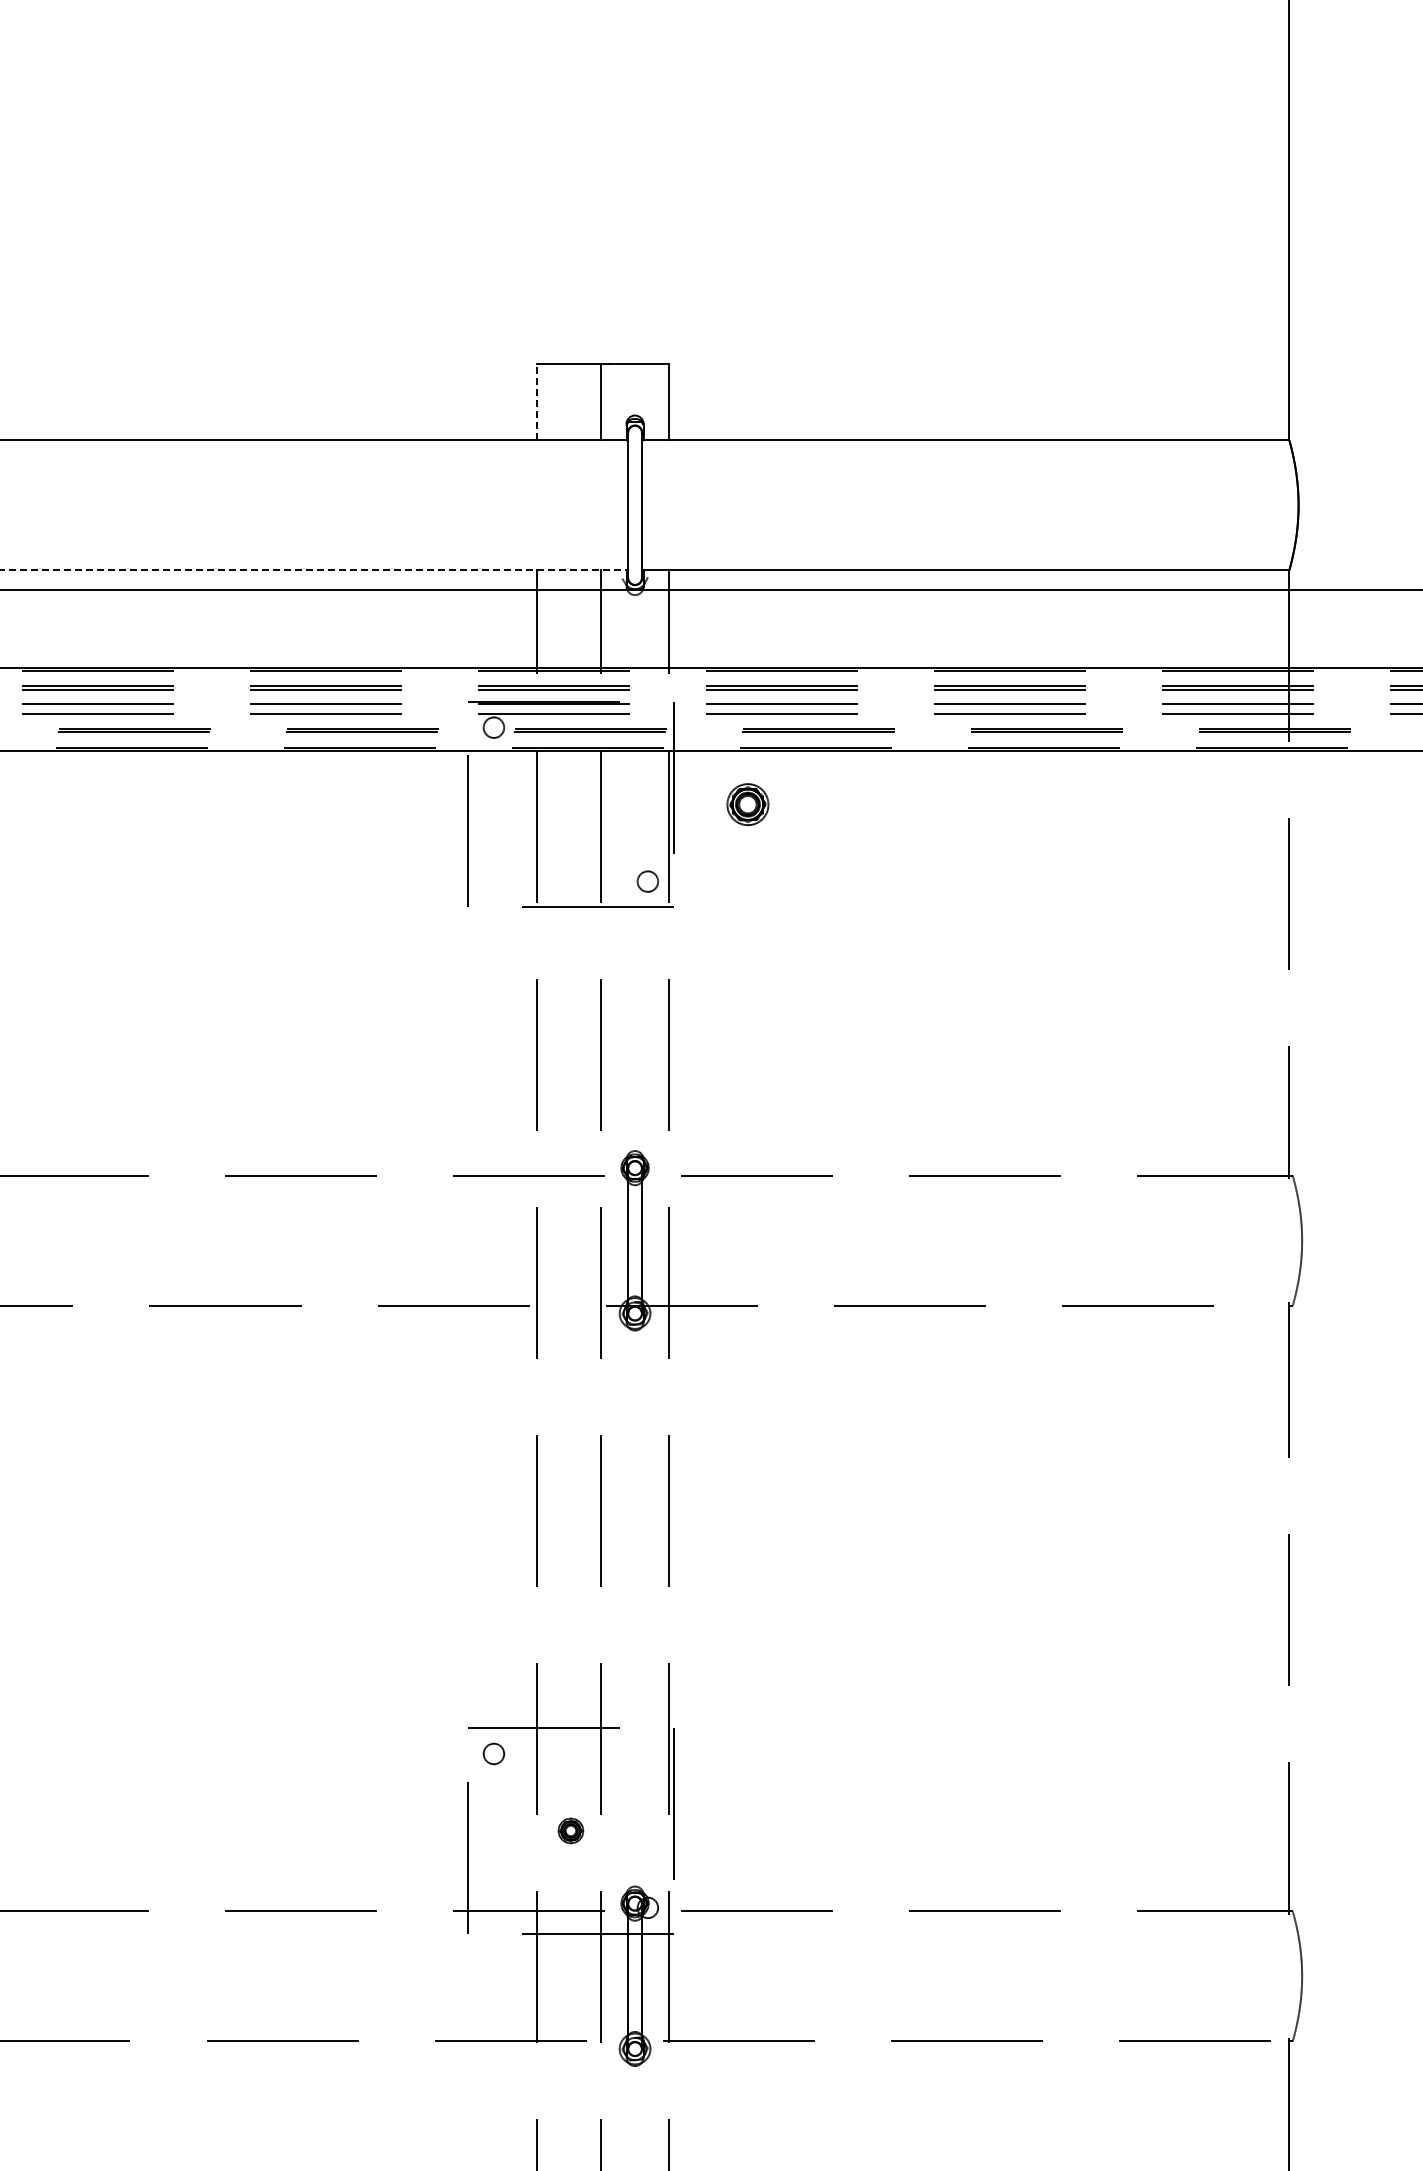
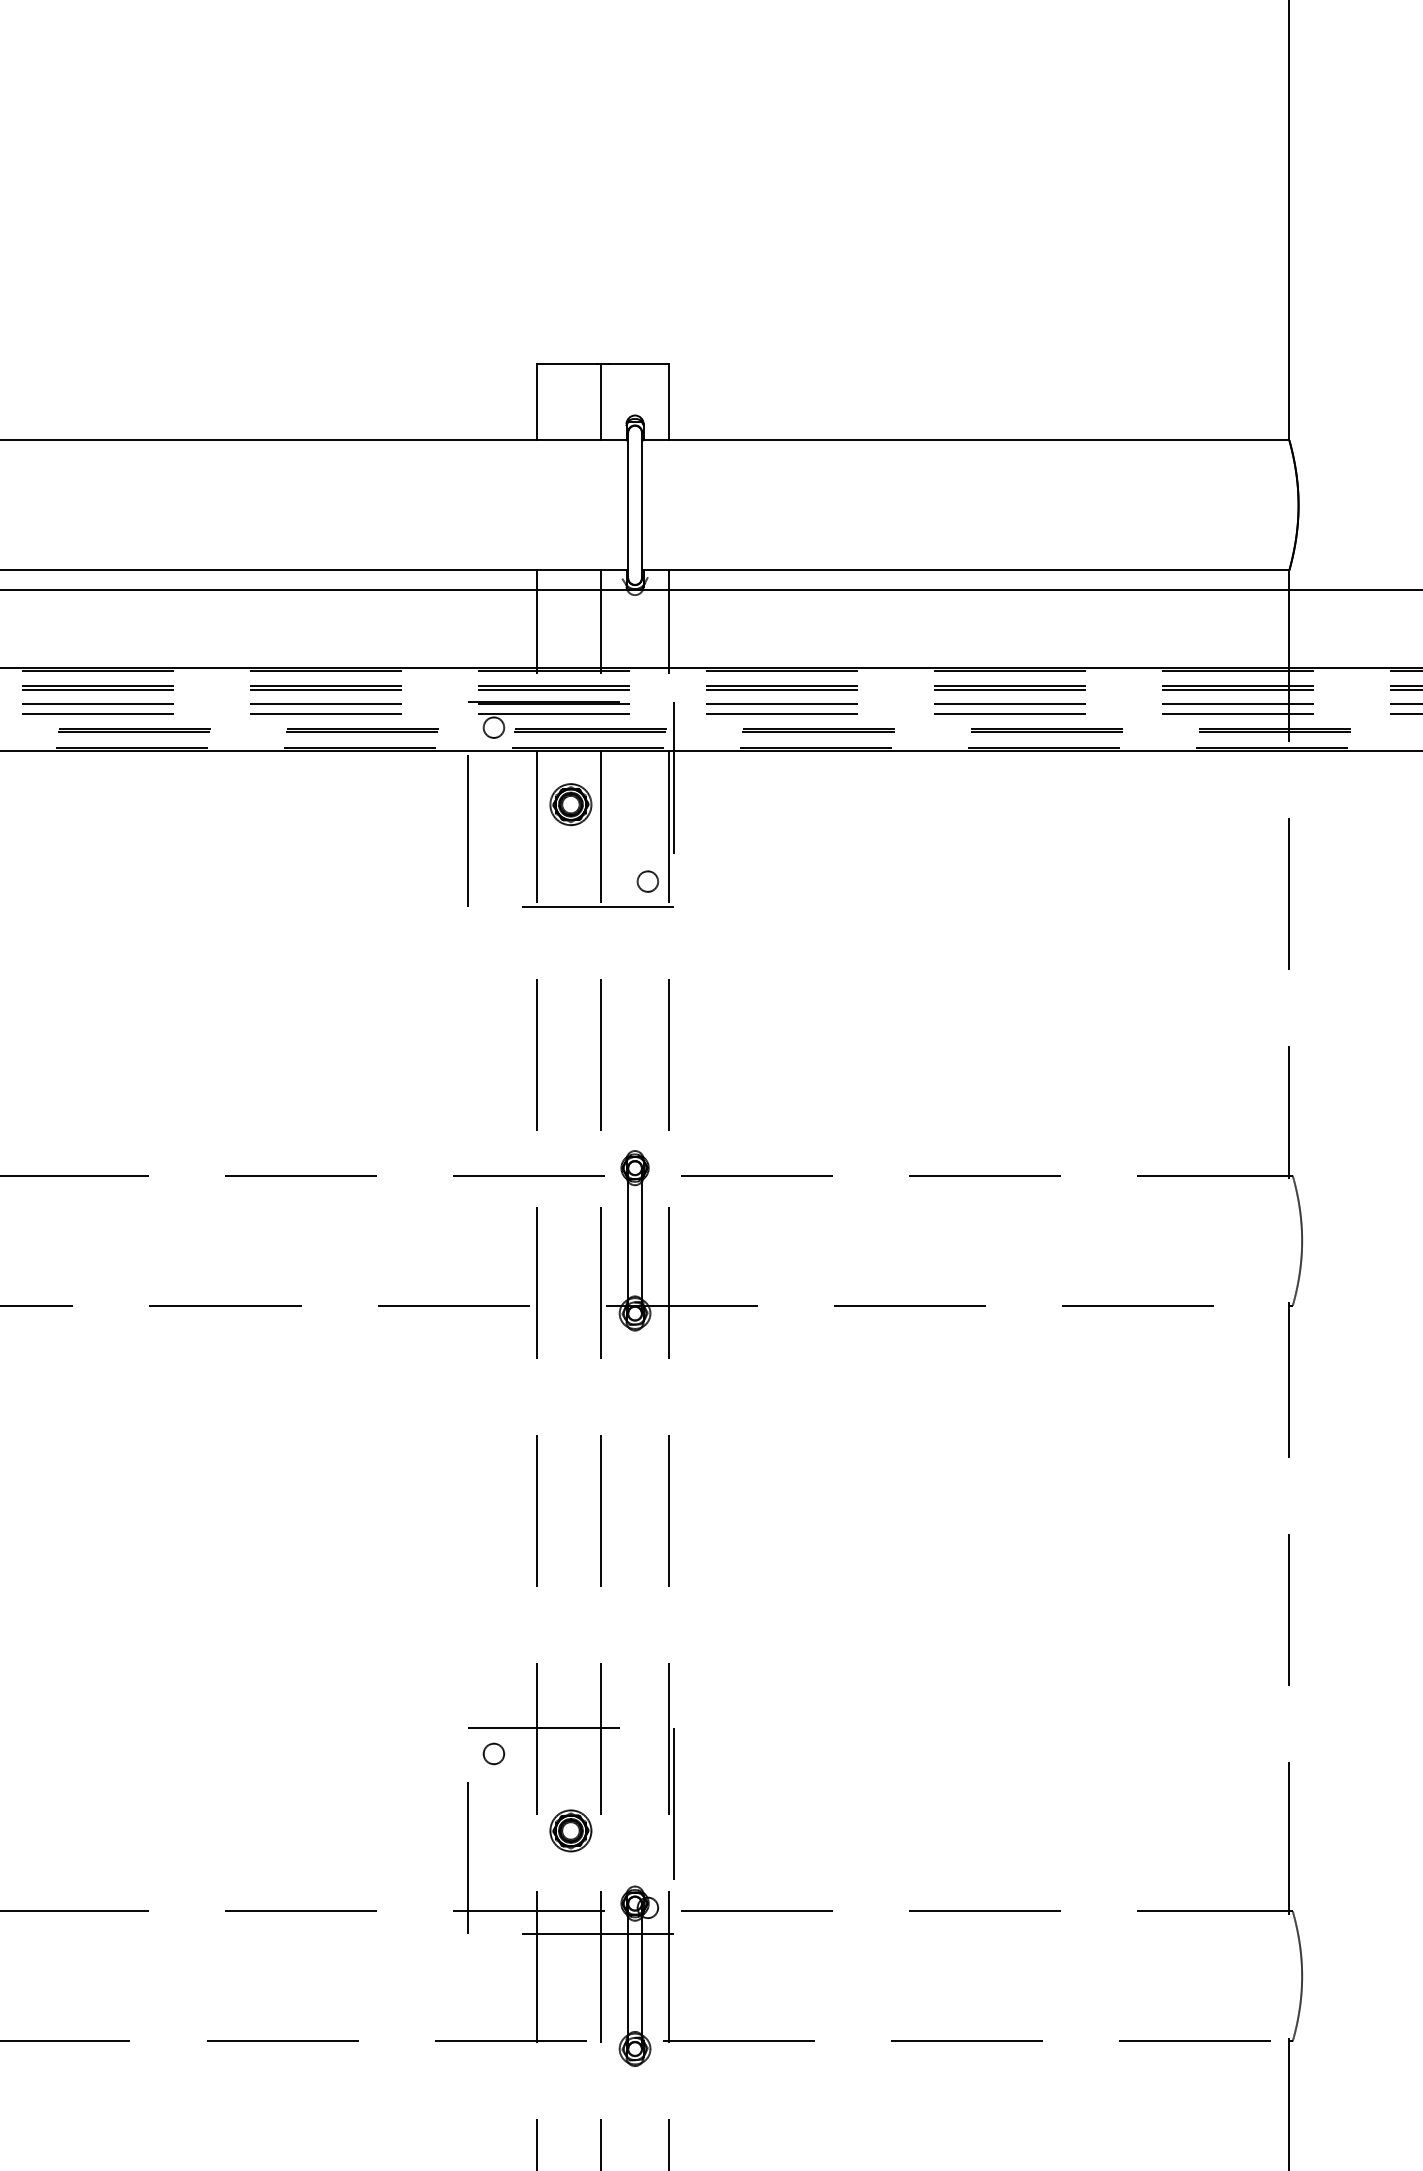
line: dashed -> solid (536, 401)
line: dashed -> solid (314, 570)
part position: (747, 804) -> (570, 804) (570, 804)
part size: 28x28 px -> 44x44 px (570, 1830)
